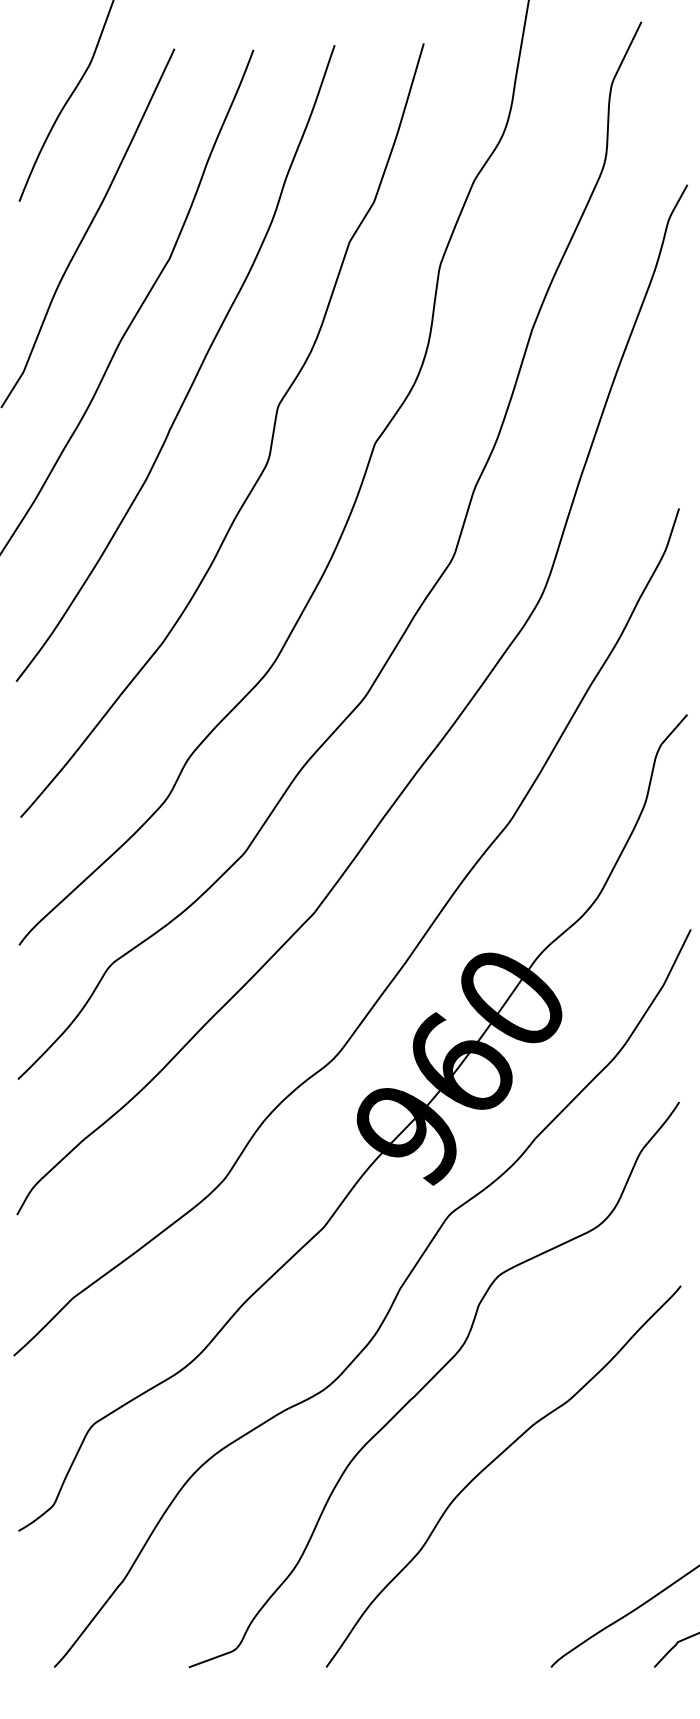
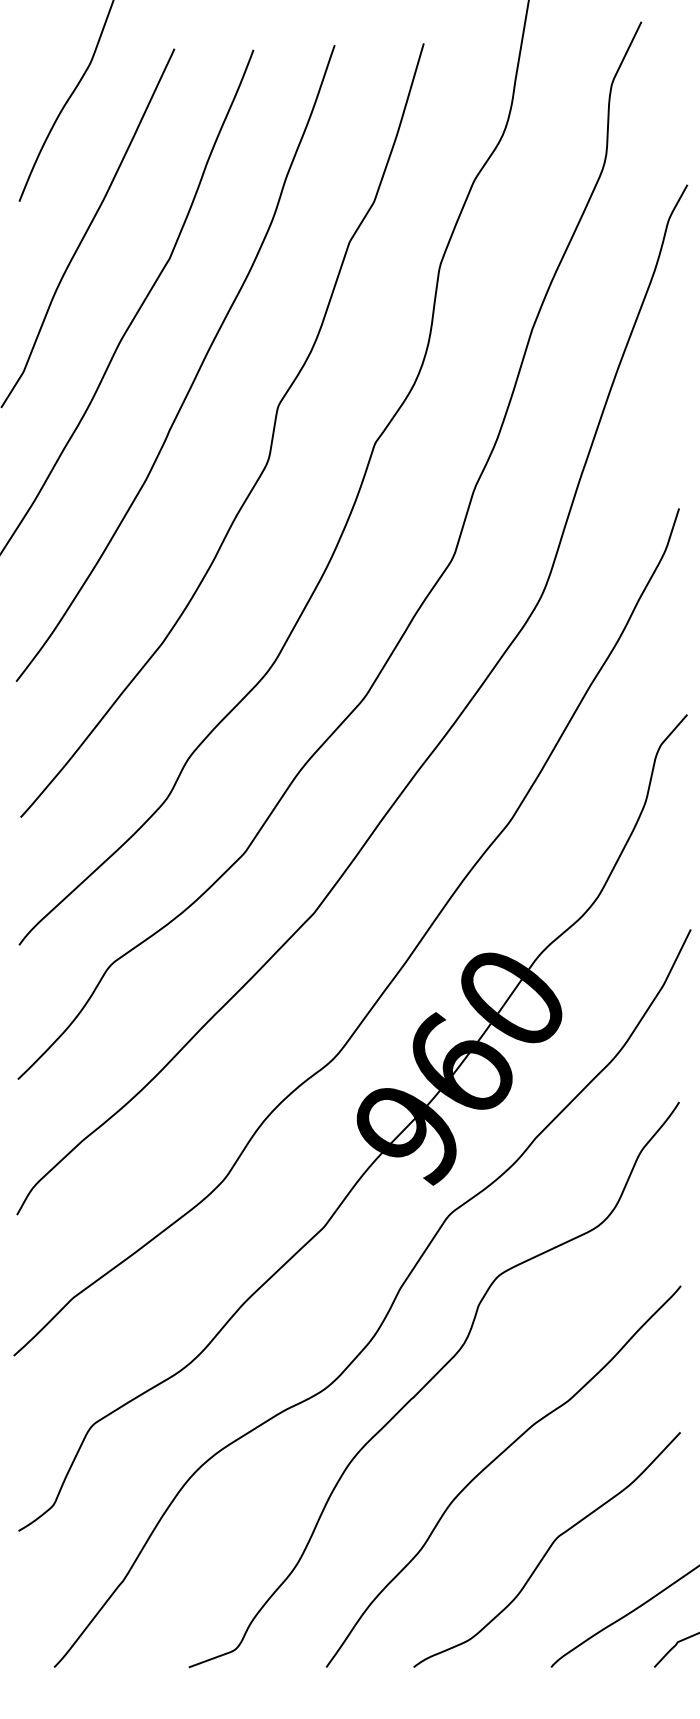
curve: none -> present (547, 1549)
